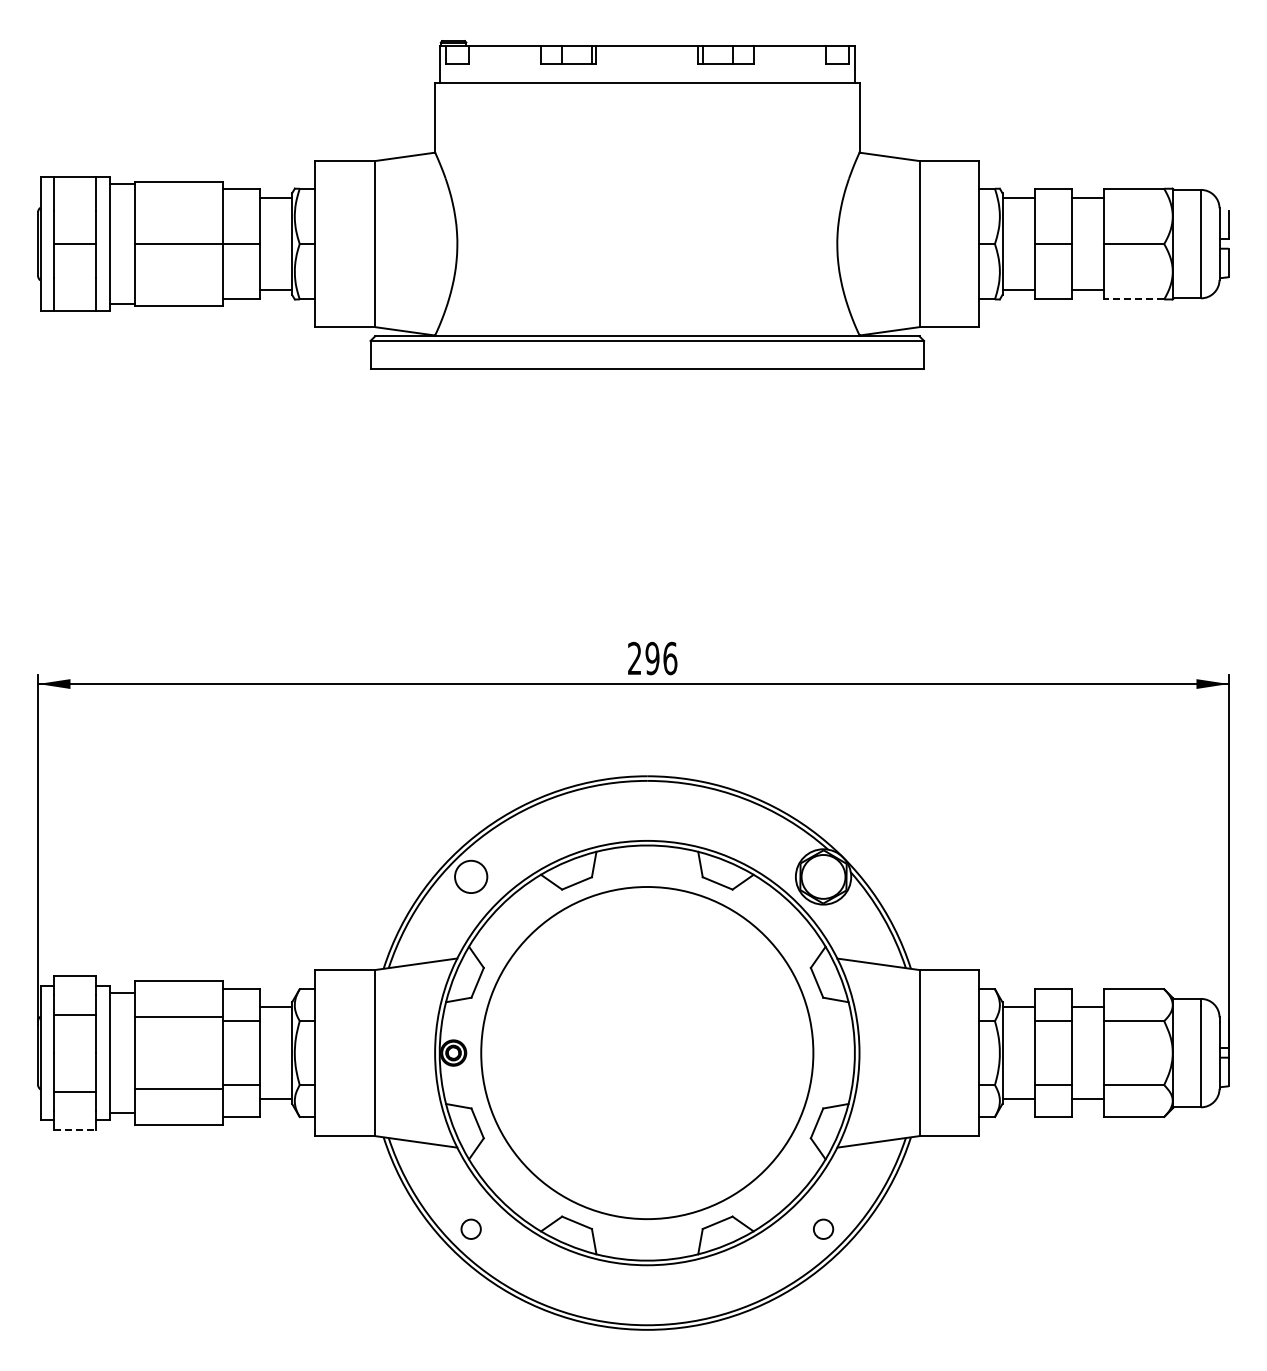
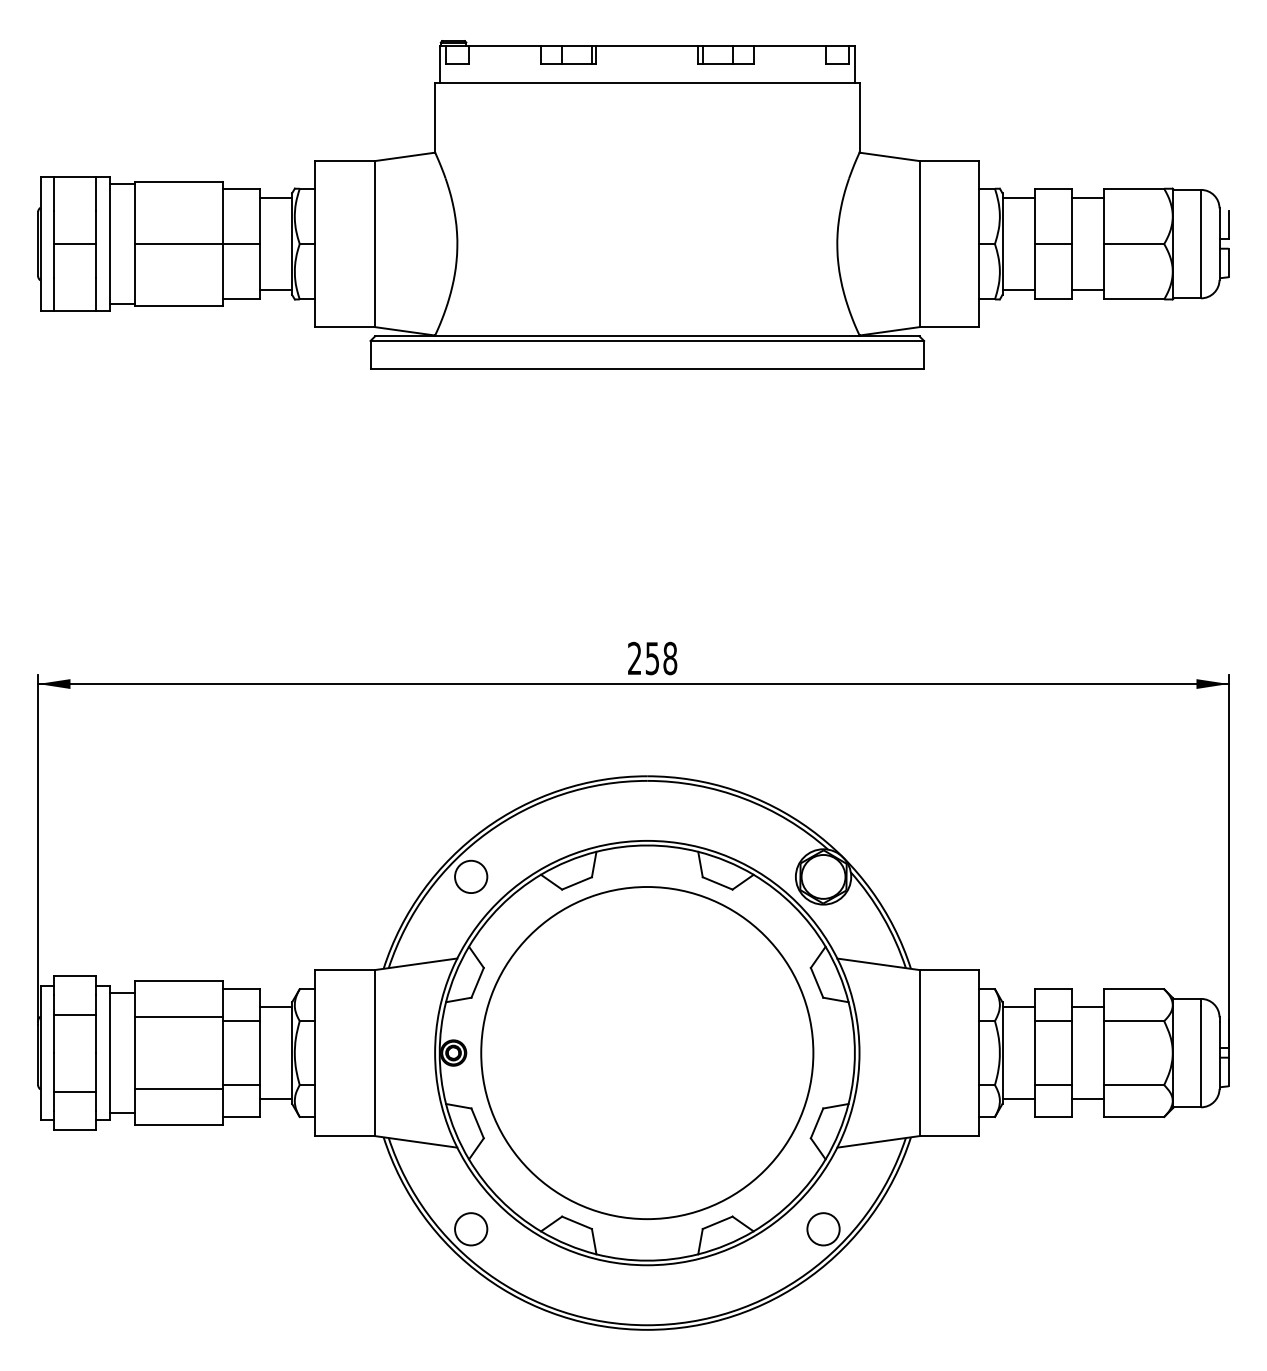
line: dashed -> solid (1134, 299)
text: 296 -> 258 (661, 658)
line: dashed -> solid (75, 1130)
circle diameter: 19 px -> 32 px (471, 1229)
circle diameter: 19 px -> 32 px (823, 1229)
